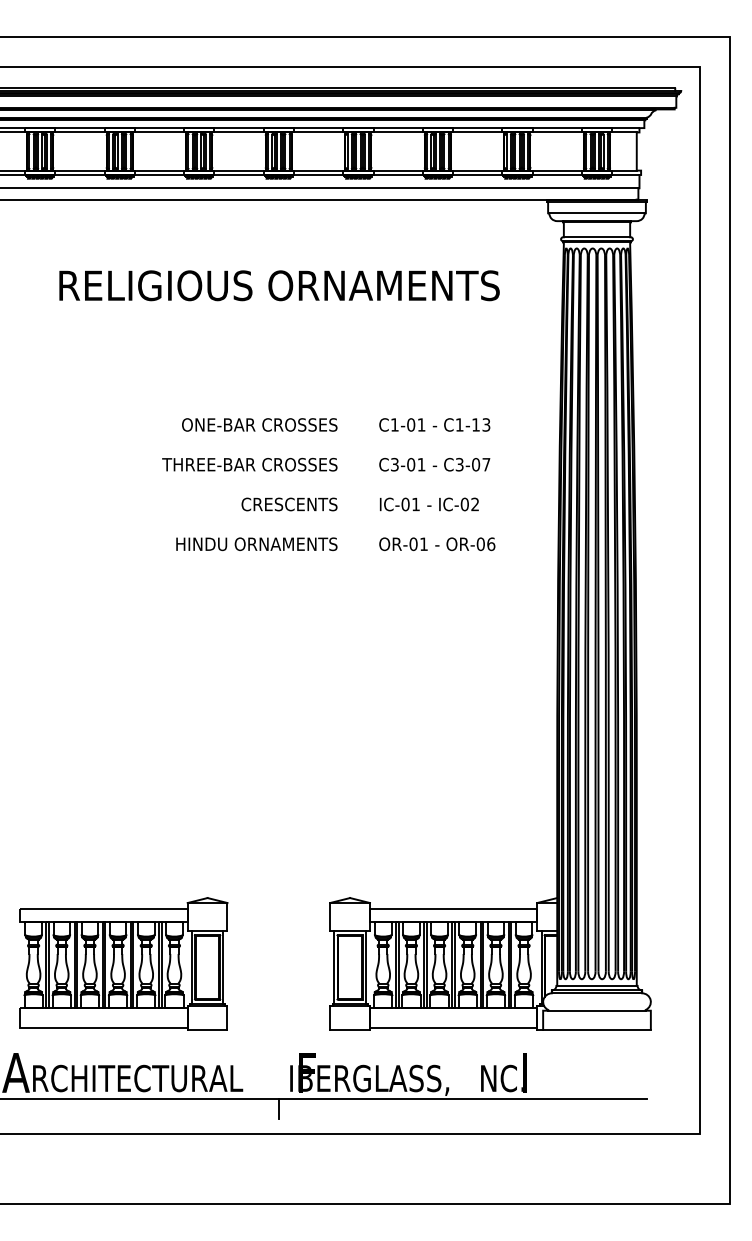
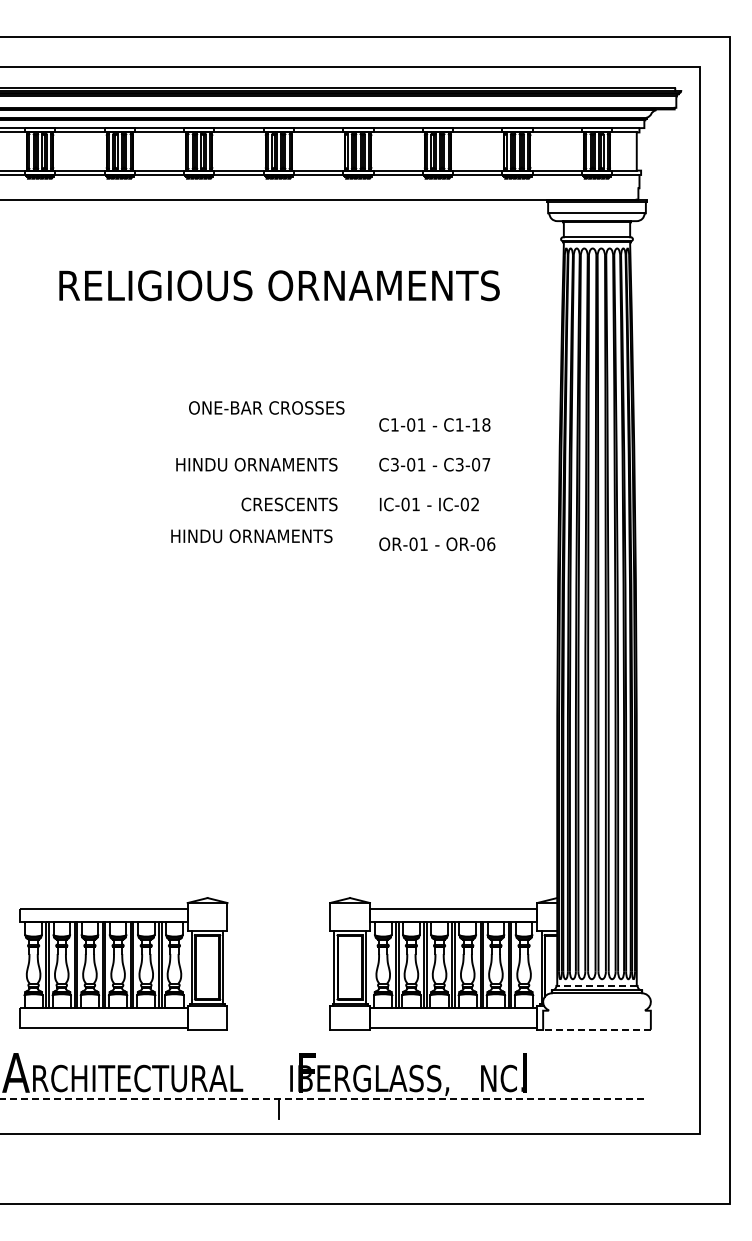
line: present -> none (320, 188)
text position: (259, 424) -> (266, 407) (266, 407)
text: C1-13 -> C1-18 (486, 424)
text: THREE-BAR CROSSES -> HINDU ORNAMENTS (245, 464)
text position: (256, 544) -> (251, 536) (251, 536)
line: solid -> dashed (597, 985)
line: present -> none (596, 1010)
line: solid -> dashed (597, 1029)
line: solid -> dashed (323, 1099)
